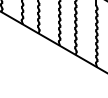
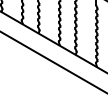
line: none -> present (53, 61)
